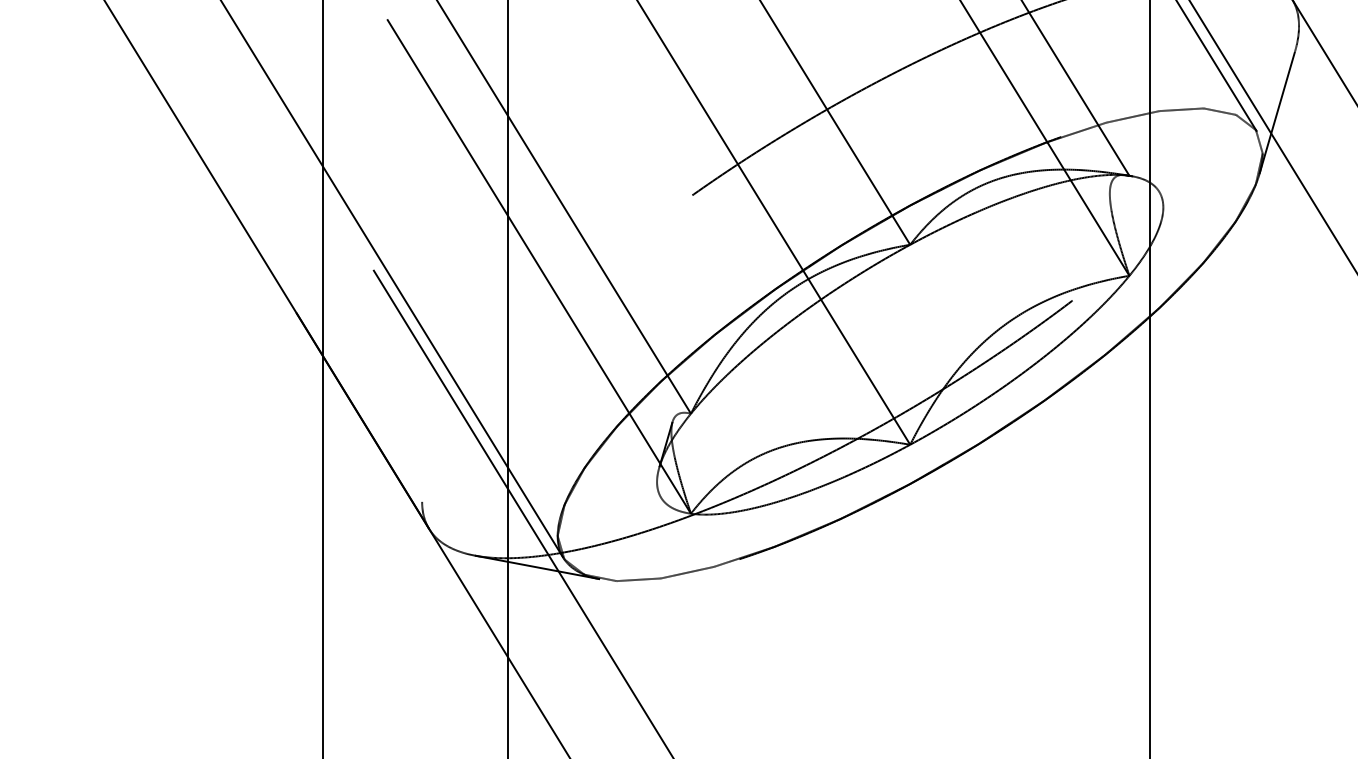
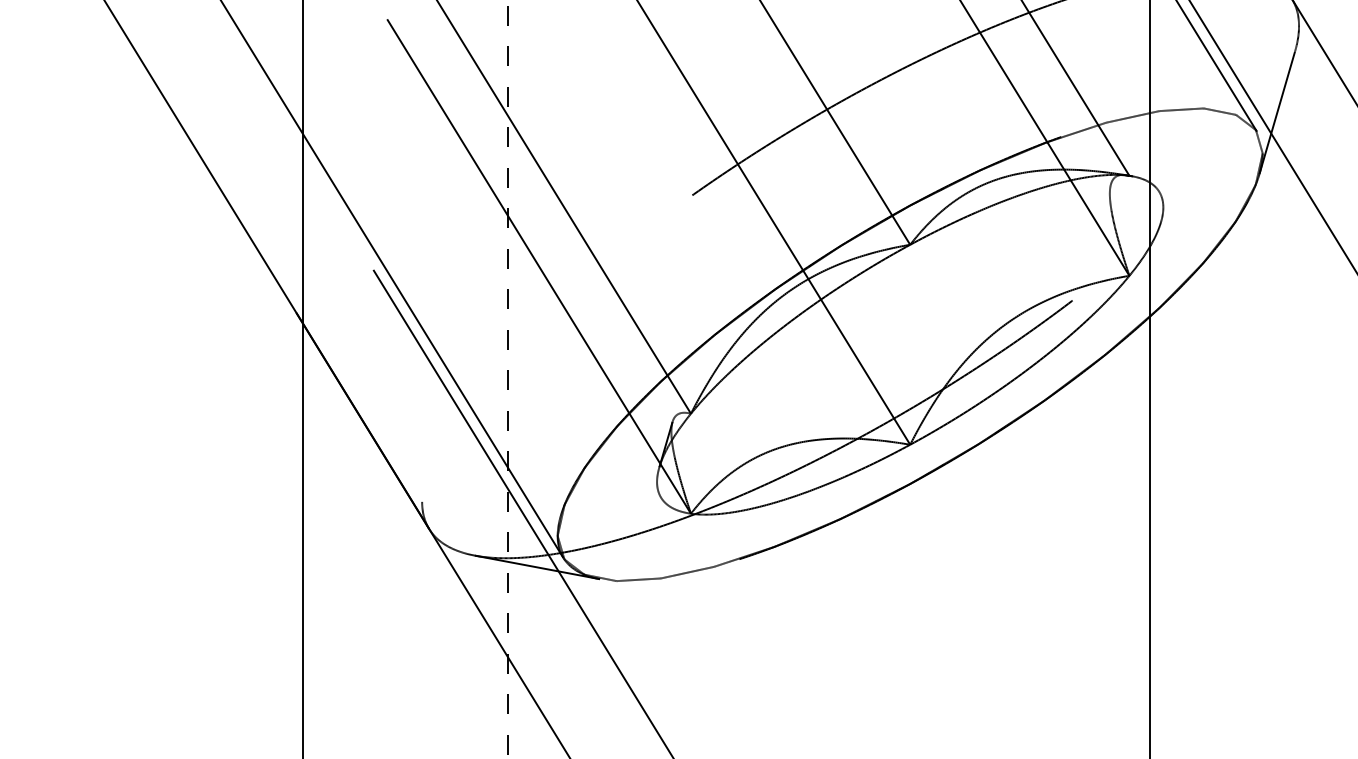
line position: (322, 378) -> (302, 378) (302, 378)
line: solid -> dashed (508, 379)
